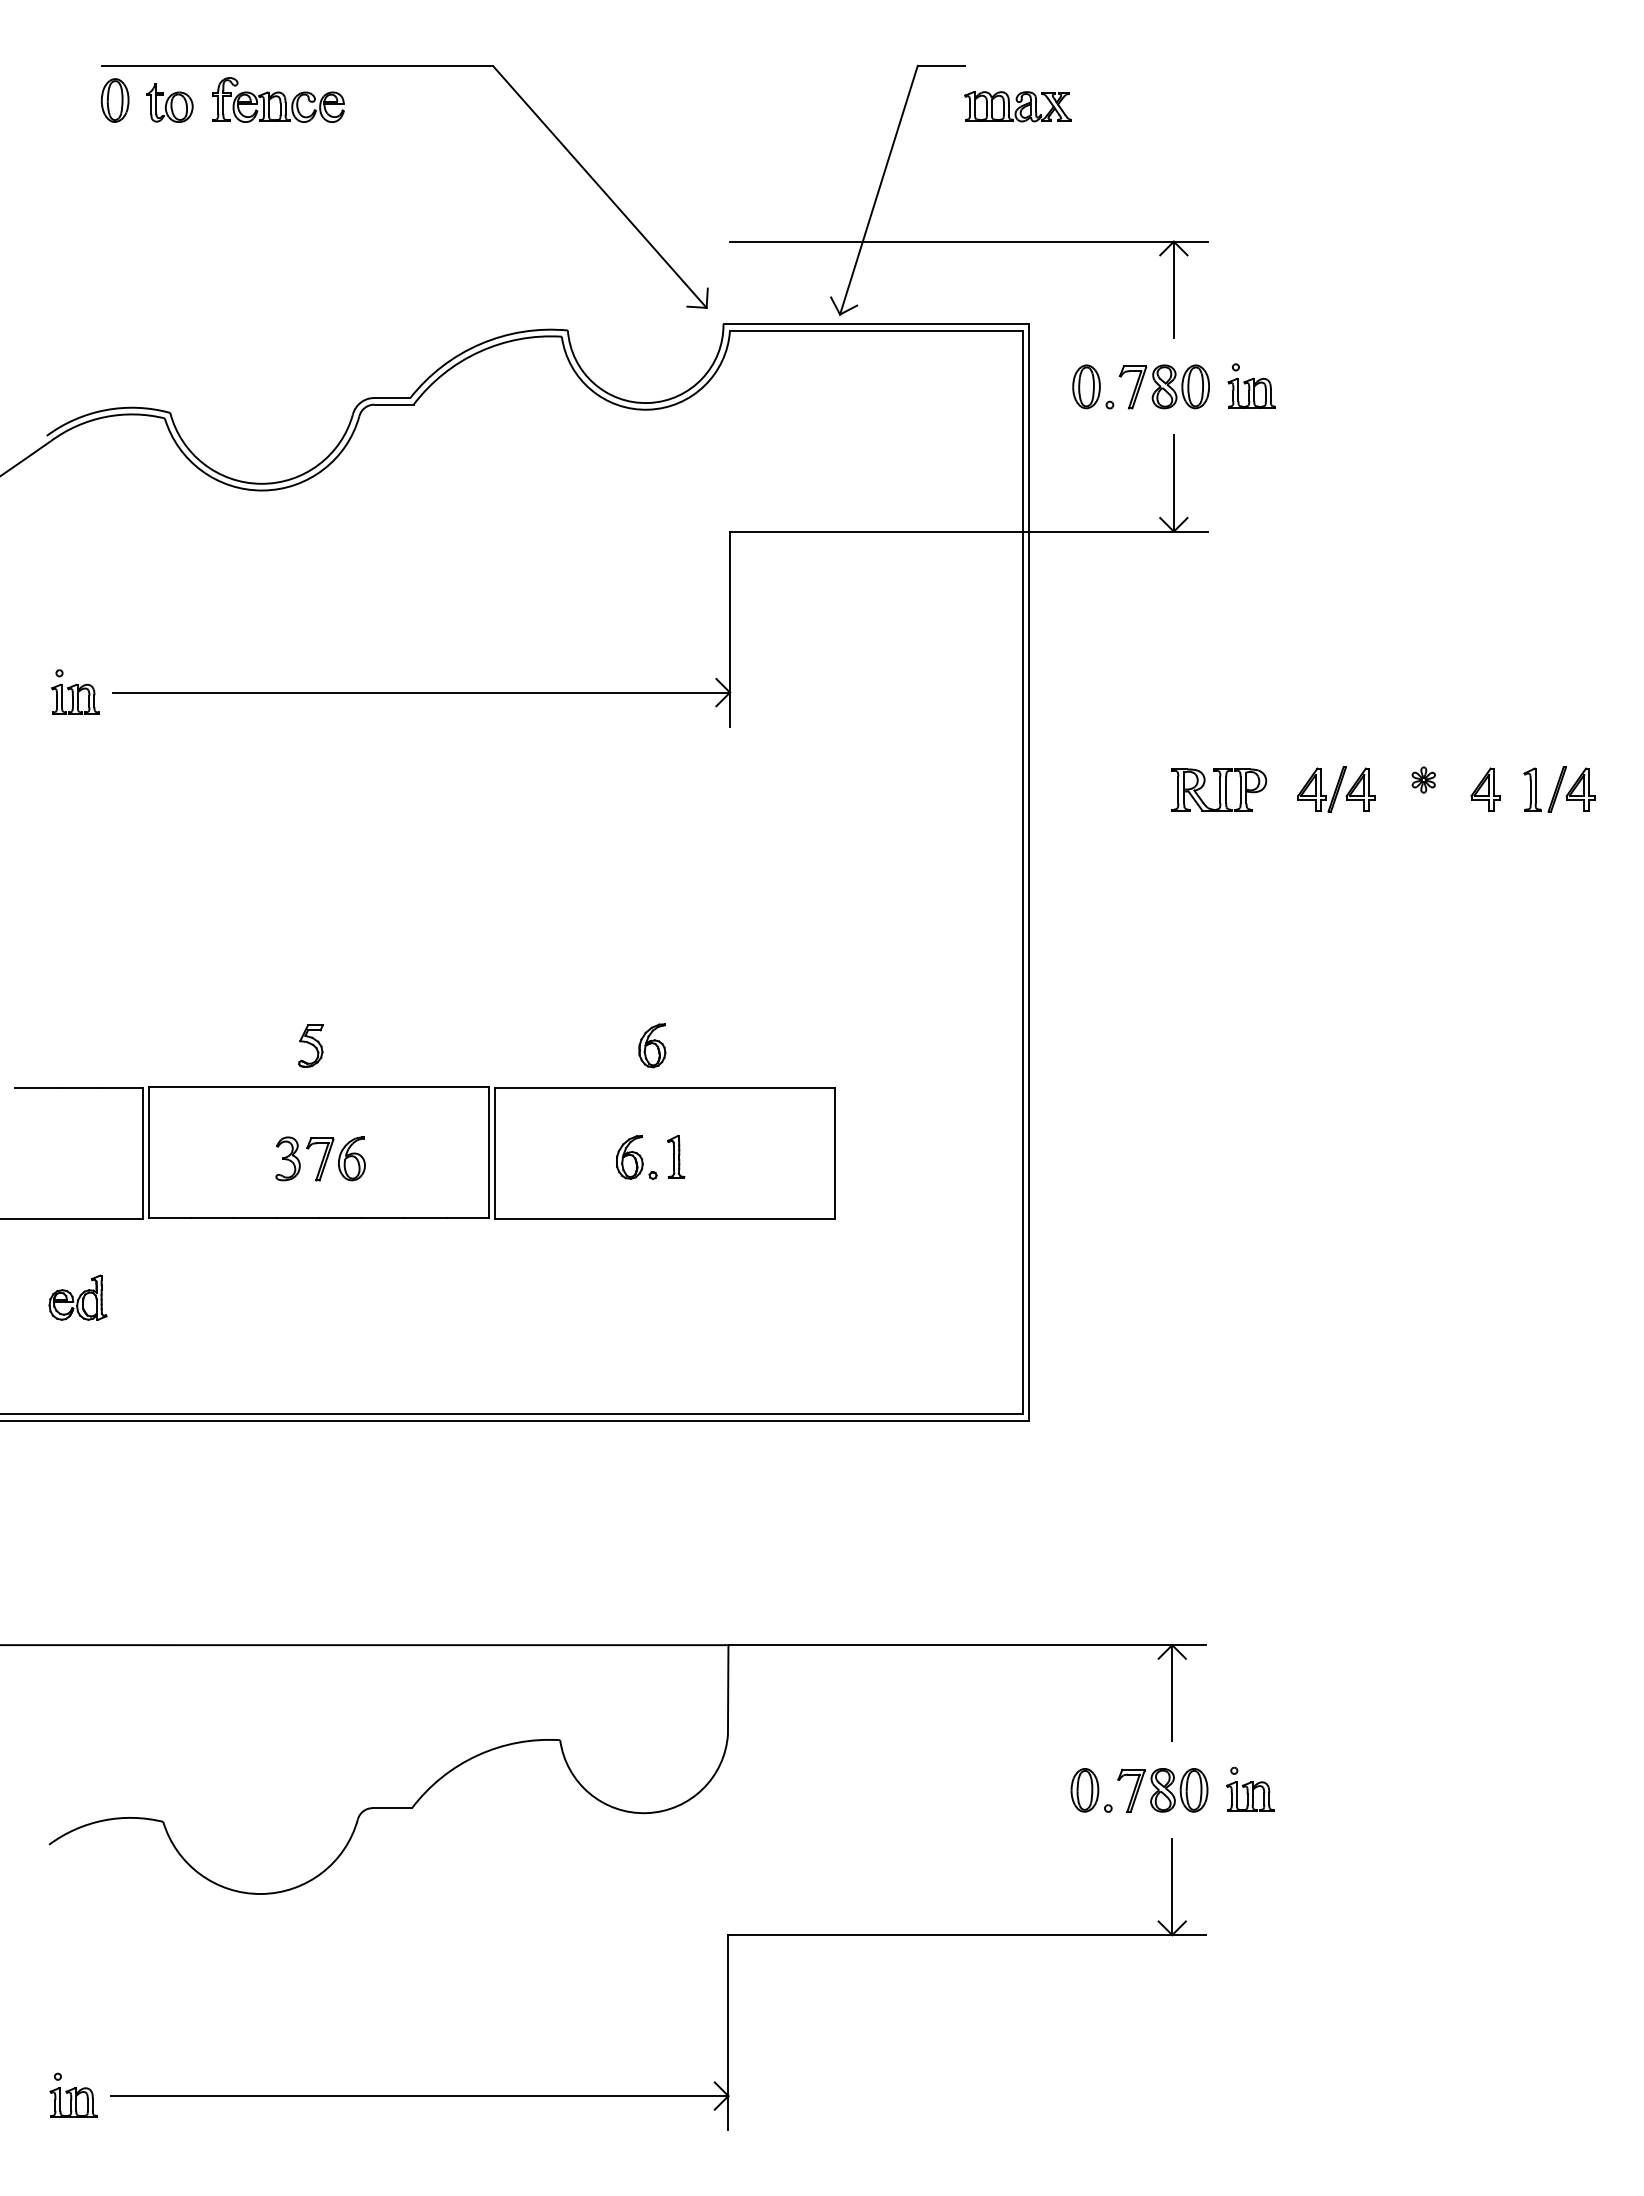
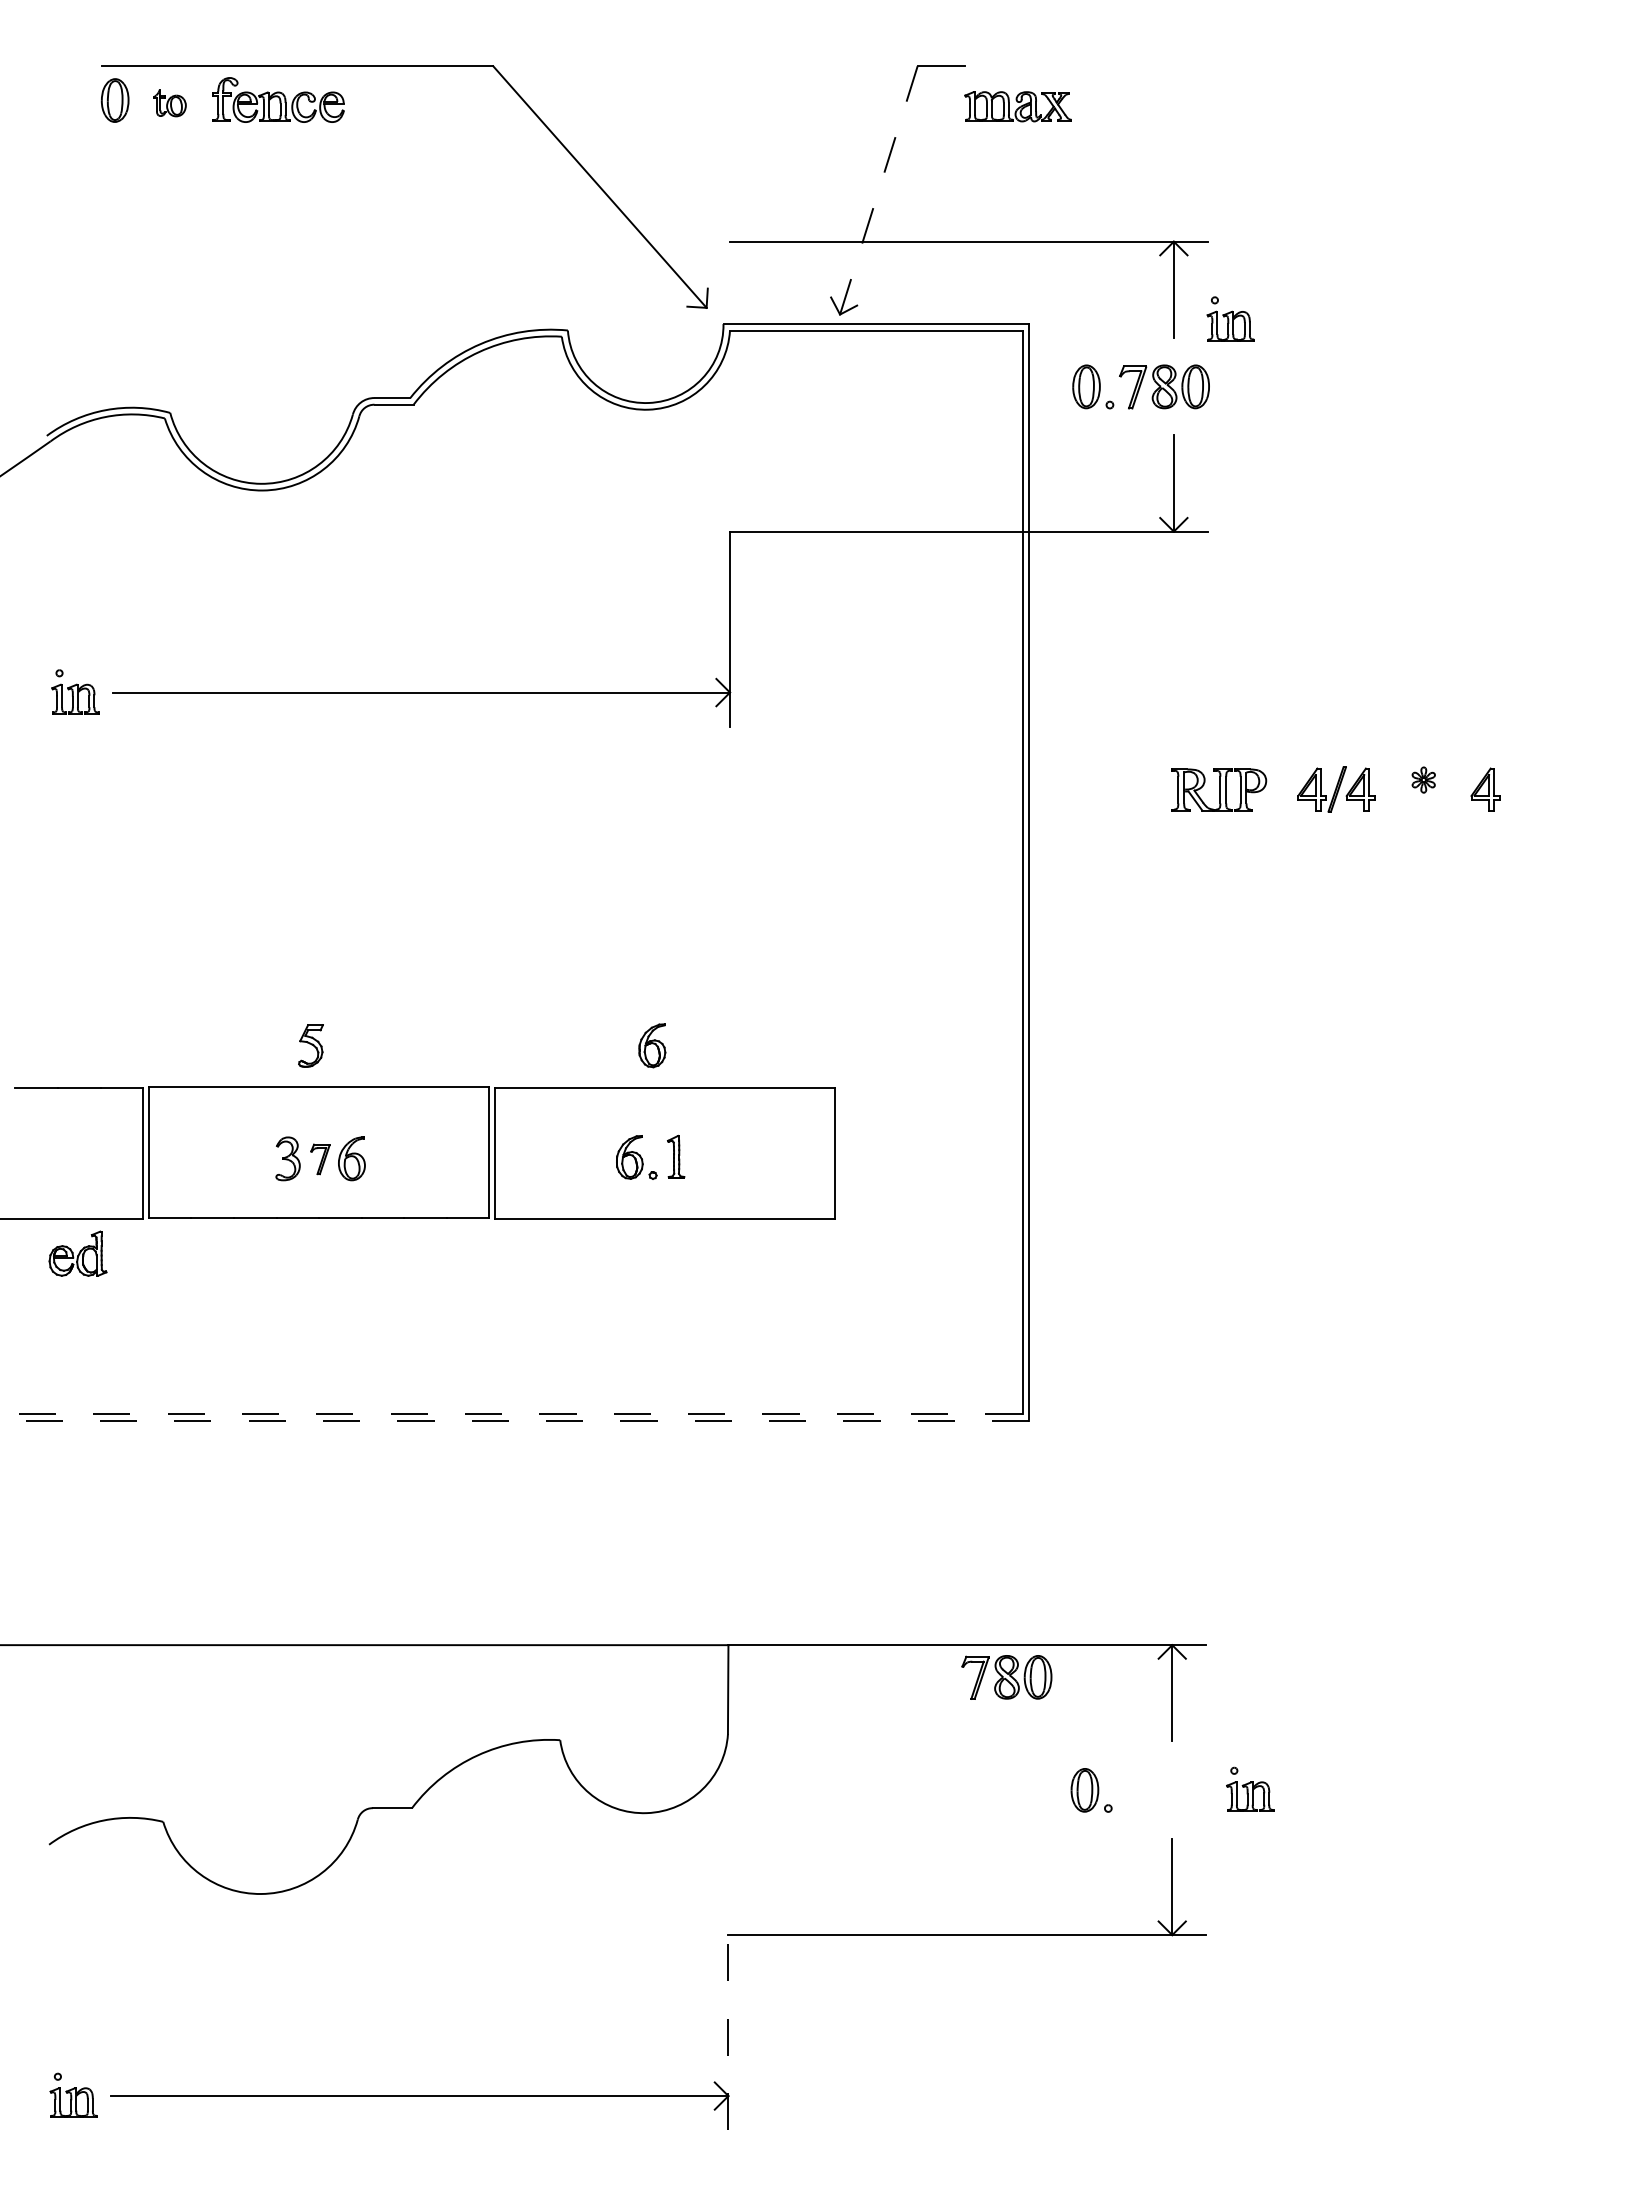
part size: 48x40 px -> 34x29 px (169, 103)
line: solid -> dashed (879, 189)
part position: (1251, 385) -> (1230, 318) (1230, 318)
part: present -> none (1559, 789)
part size: 29x45 px -> 21x33 px (320, 1159)
part position: (77, 1297) -> (77, 1253) (77, 1253)
line: solid -> dashed (511, 1414)
line: solid -> dashed (514, 1421)
part position: (1162, 1790) -> (1006, 1677) (1006, 1677)
line: solid -> dashed (728, 2032)
